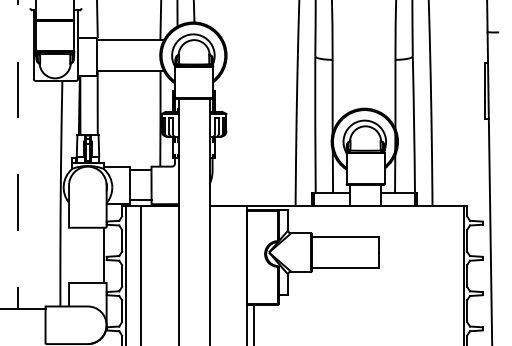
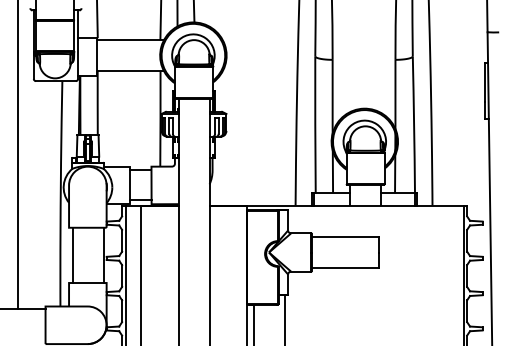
line: dashed -> solid (17, 155)
line: none -> present (72, 255)
line: none -> present (284, 318)
